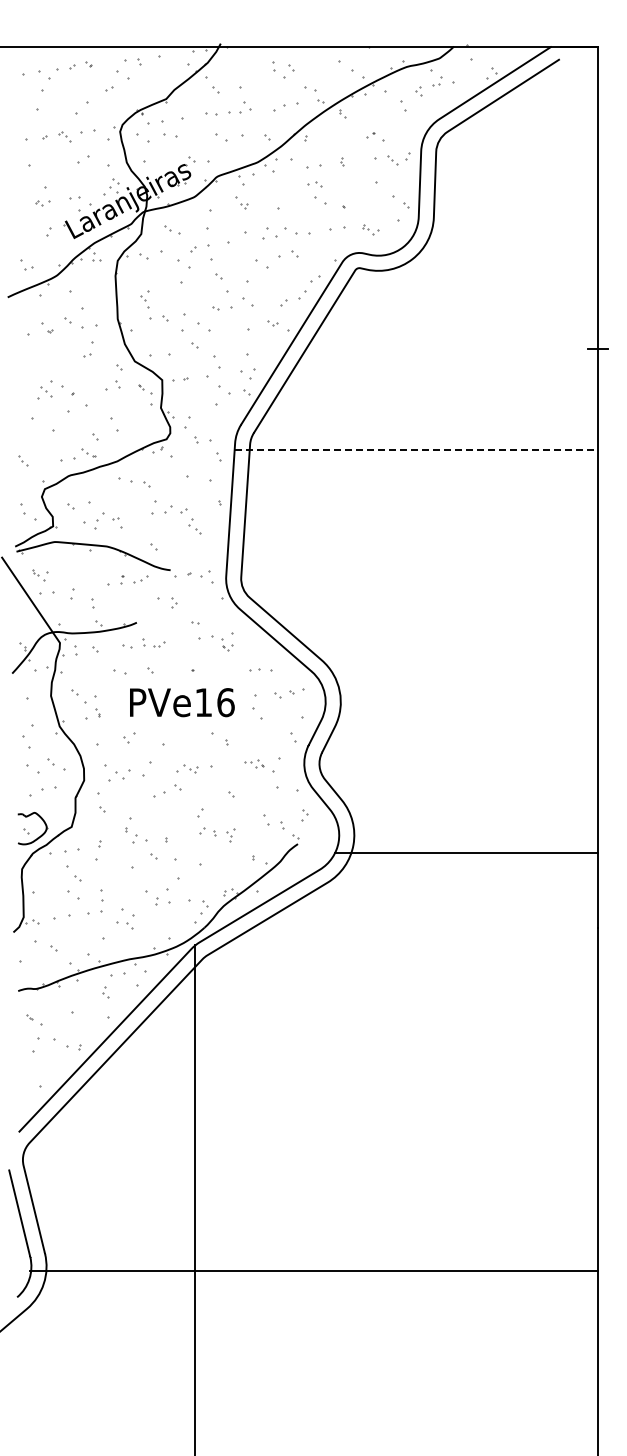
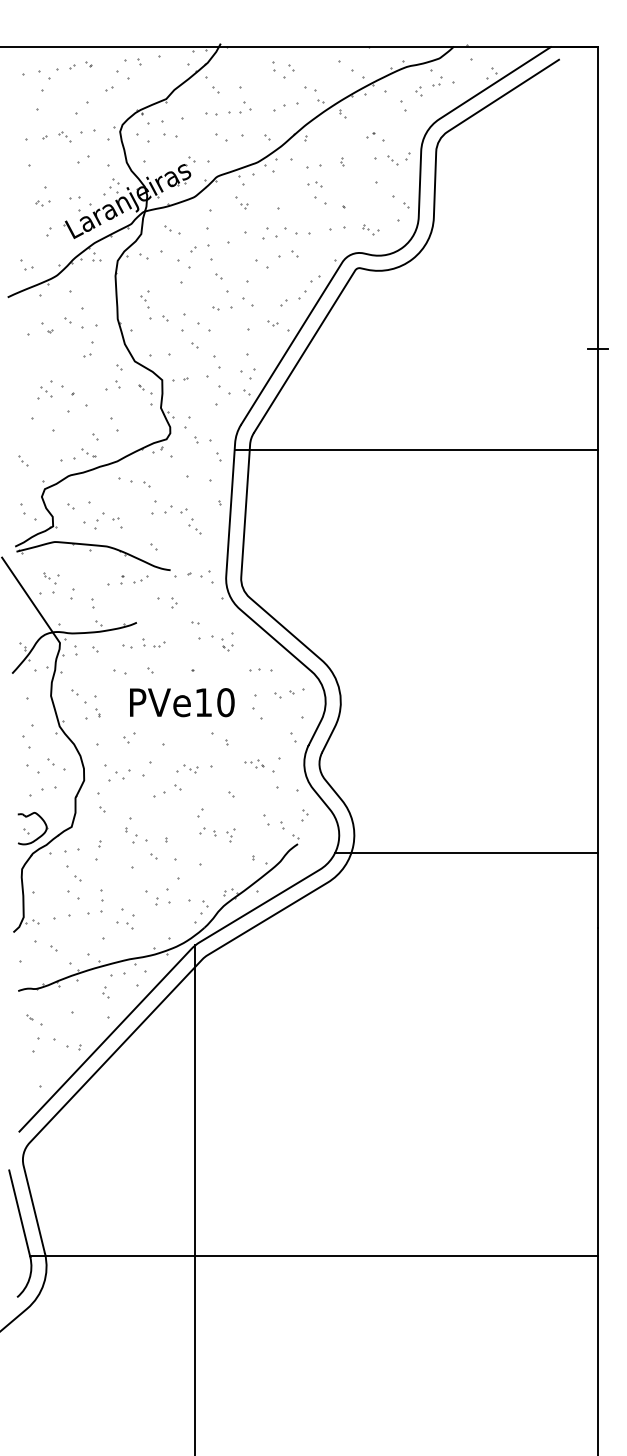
line: dashed -> solid (416, 449)
part position: (40, 575) -> (51, 578) (51, 578)
text: PVe16 -> PVe10 (225, 702)
line position: (313, 1270) -> (313, 1255) (313, 1255)
